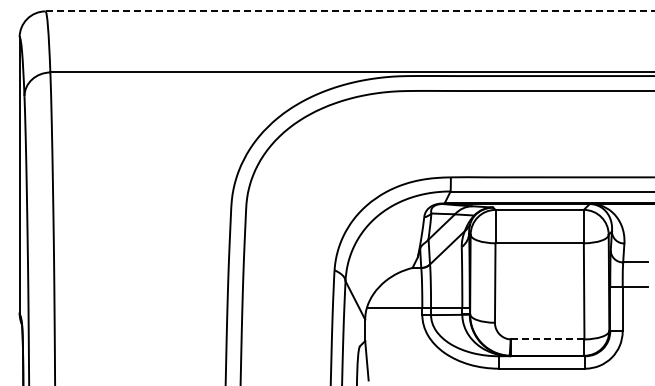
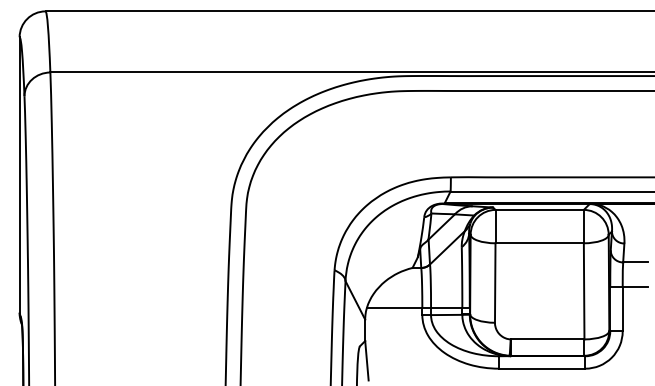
line: dashed -> solid (350, 11)
line: dashed -> solid (548, 339)
